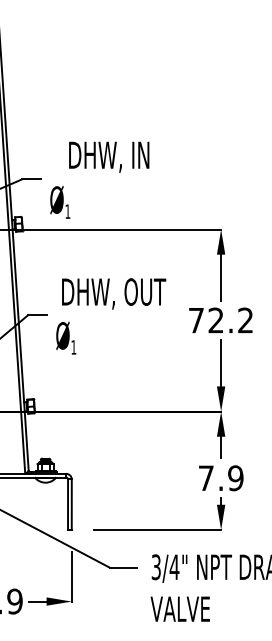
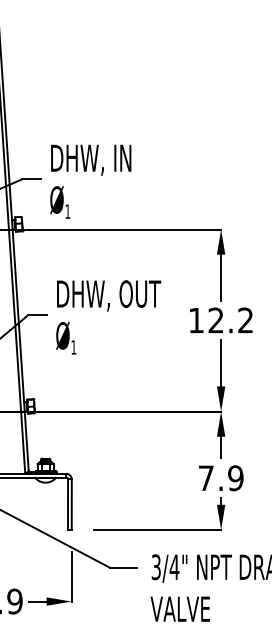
text position: (109, 156) -> (91, 159) (91, 159)
text position: (114, 293) -> (109, 295) (109, 295)
text: 72.2 -> 12.2 (196, 320)
